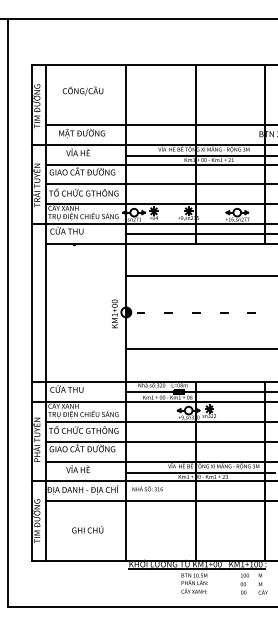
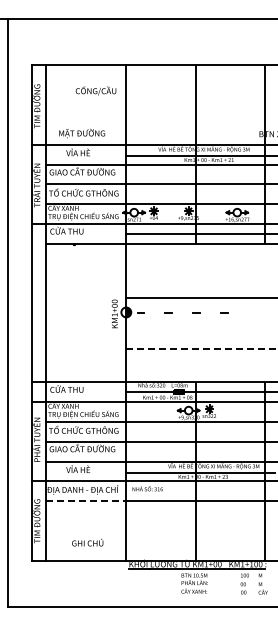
text position: (82, 90) -> (95, 90) (95, 90)
line: present -> none (159, 124)
line position: (200, 276) -> (200, 298) (200, 298)
line: present -> none (251, 312)
line: solid -> dashed (201, 348)
line: solid -> dashed (86, 501)
text position: (87, 529) -> (87, 542) (87, 542)
